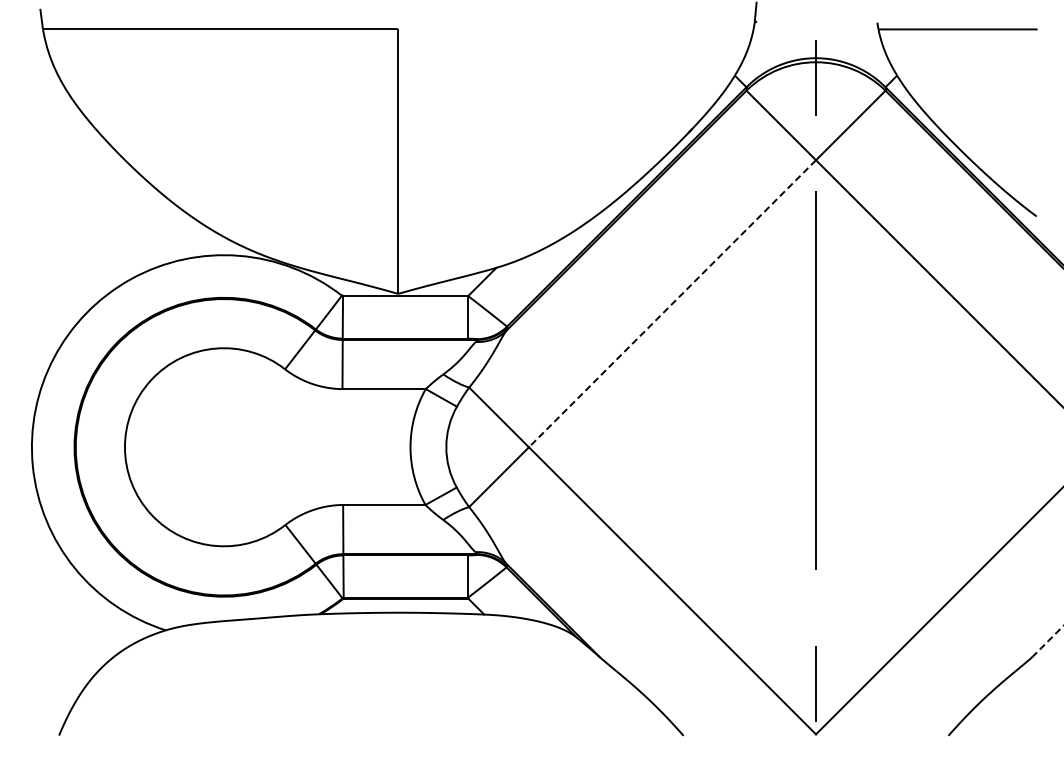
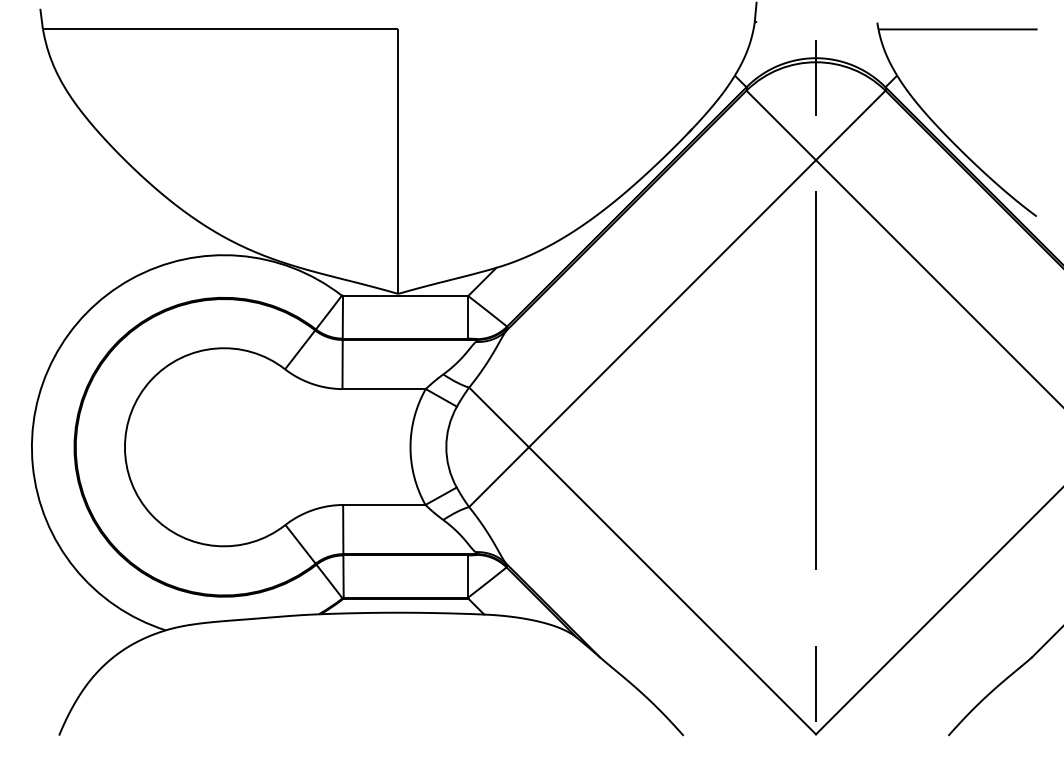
line: dashed -> solid (672, 303)
line: dashed -> solid (1048, 641)
